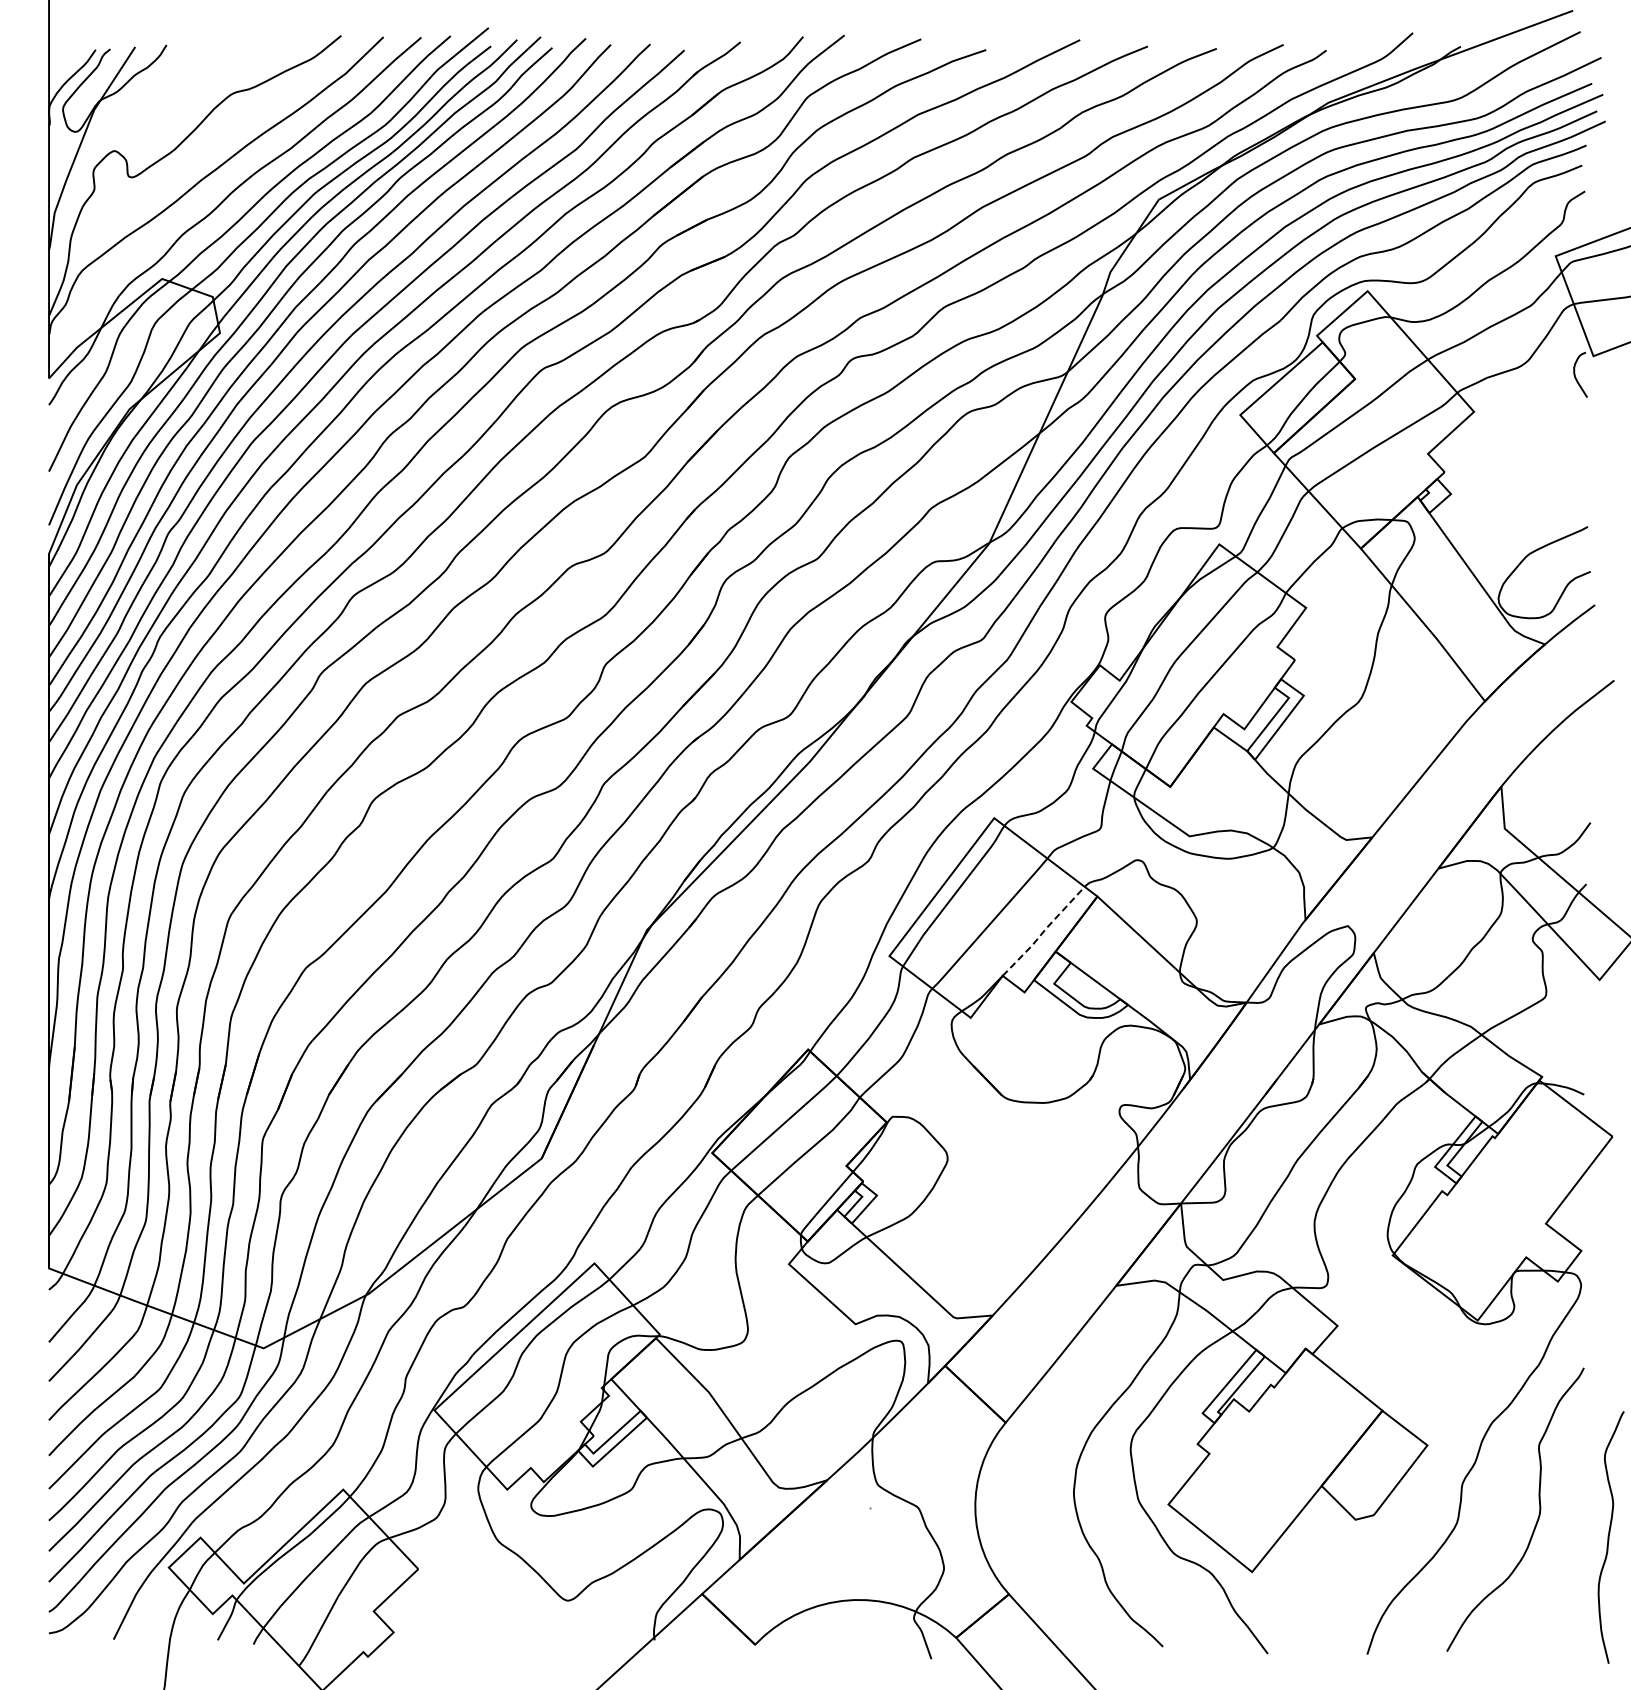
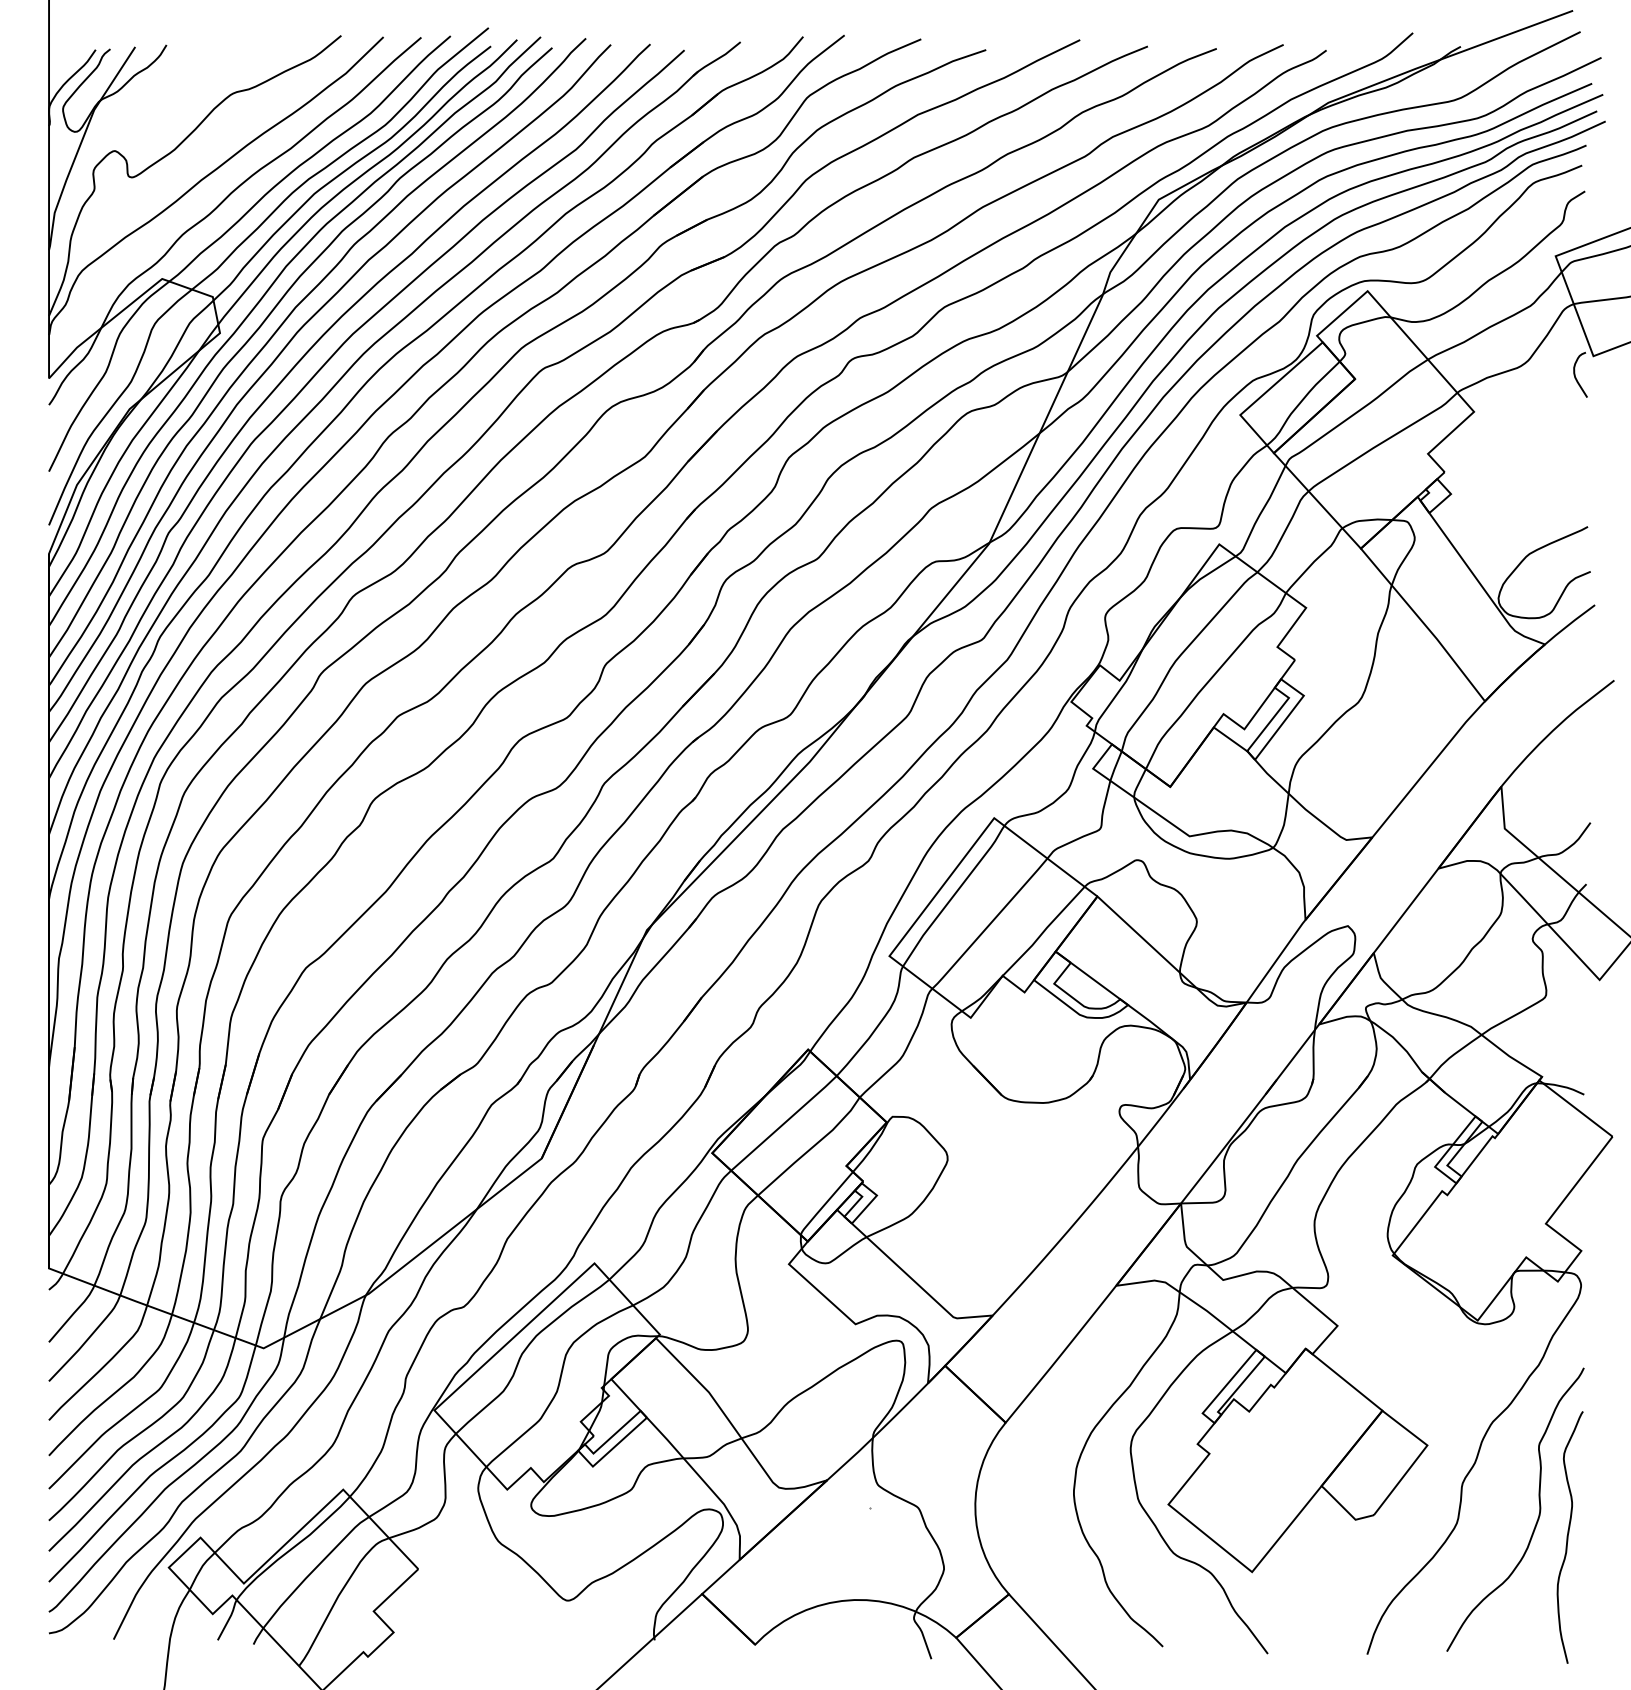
line: dashed -> solid (1043, 931)
curve position: (1609, 1537) -> (1568, 1537) (1568, 1537)
